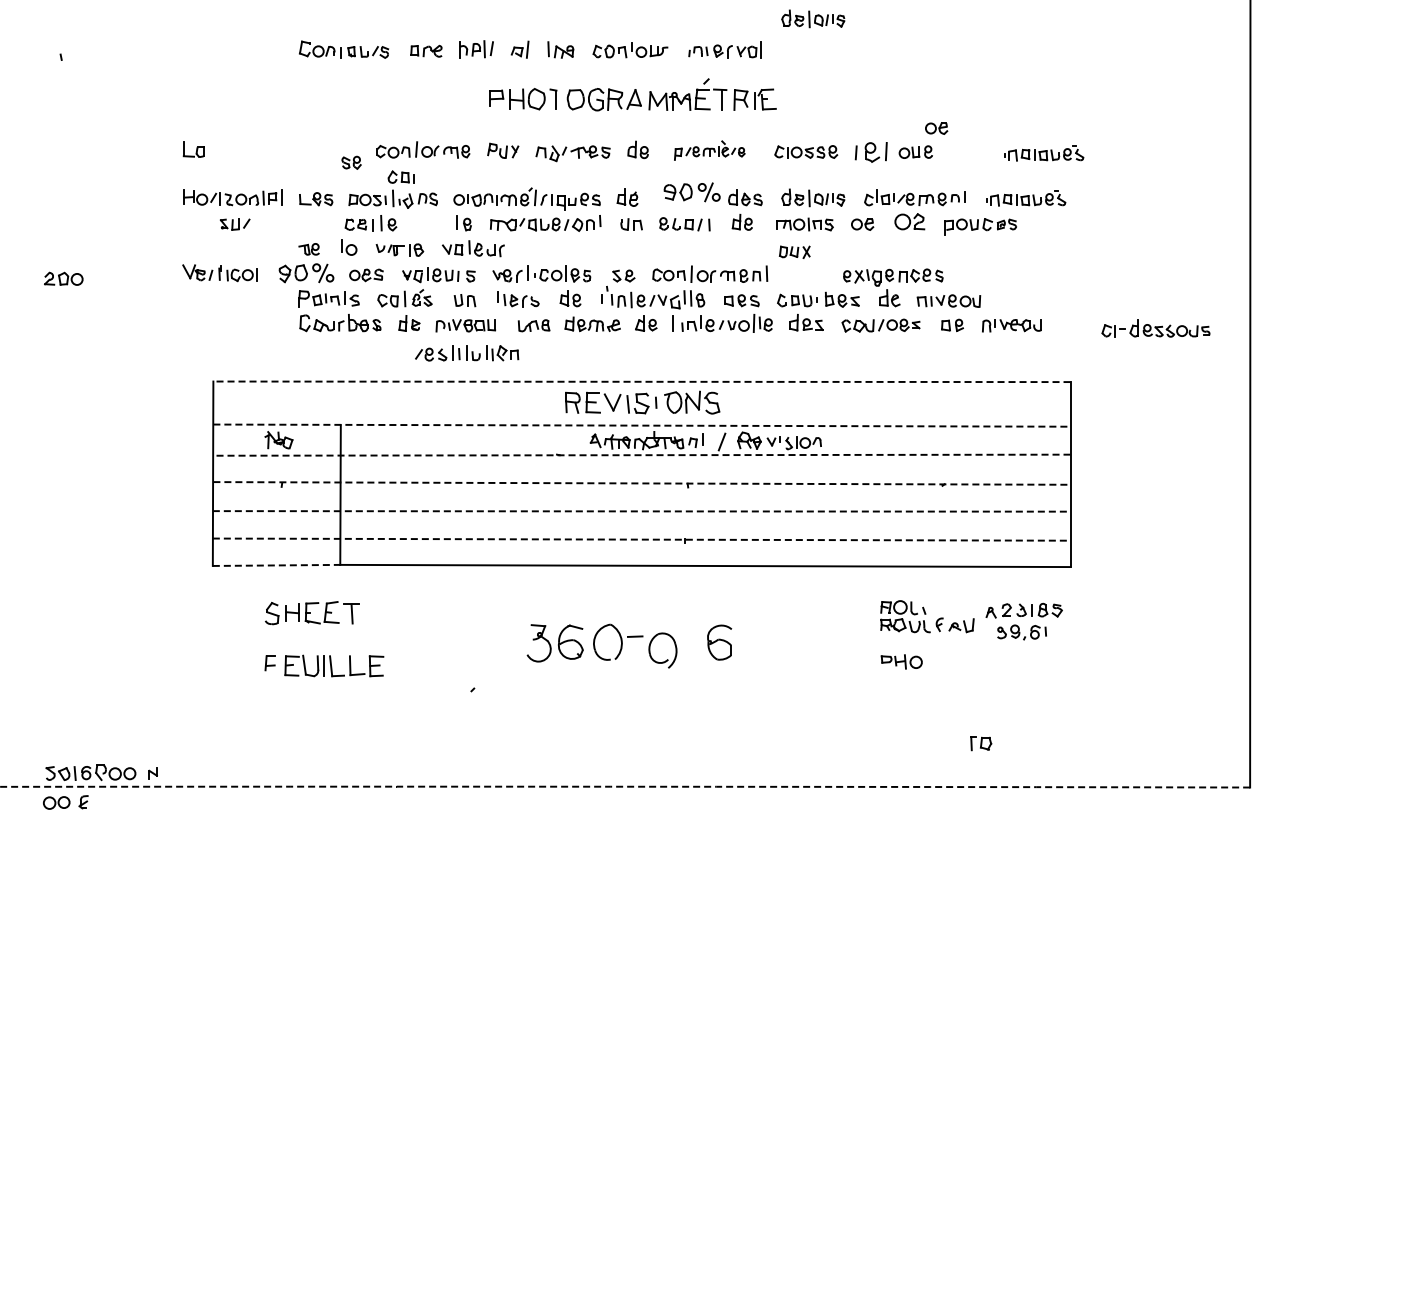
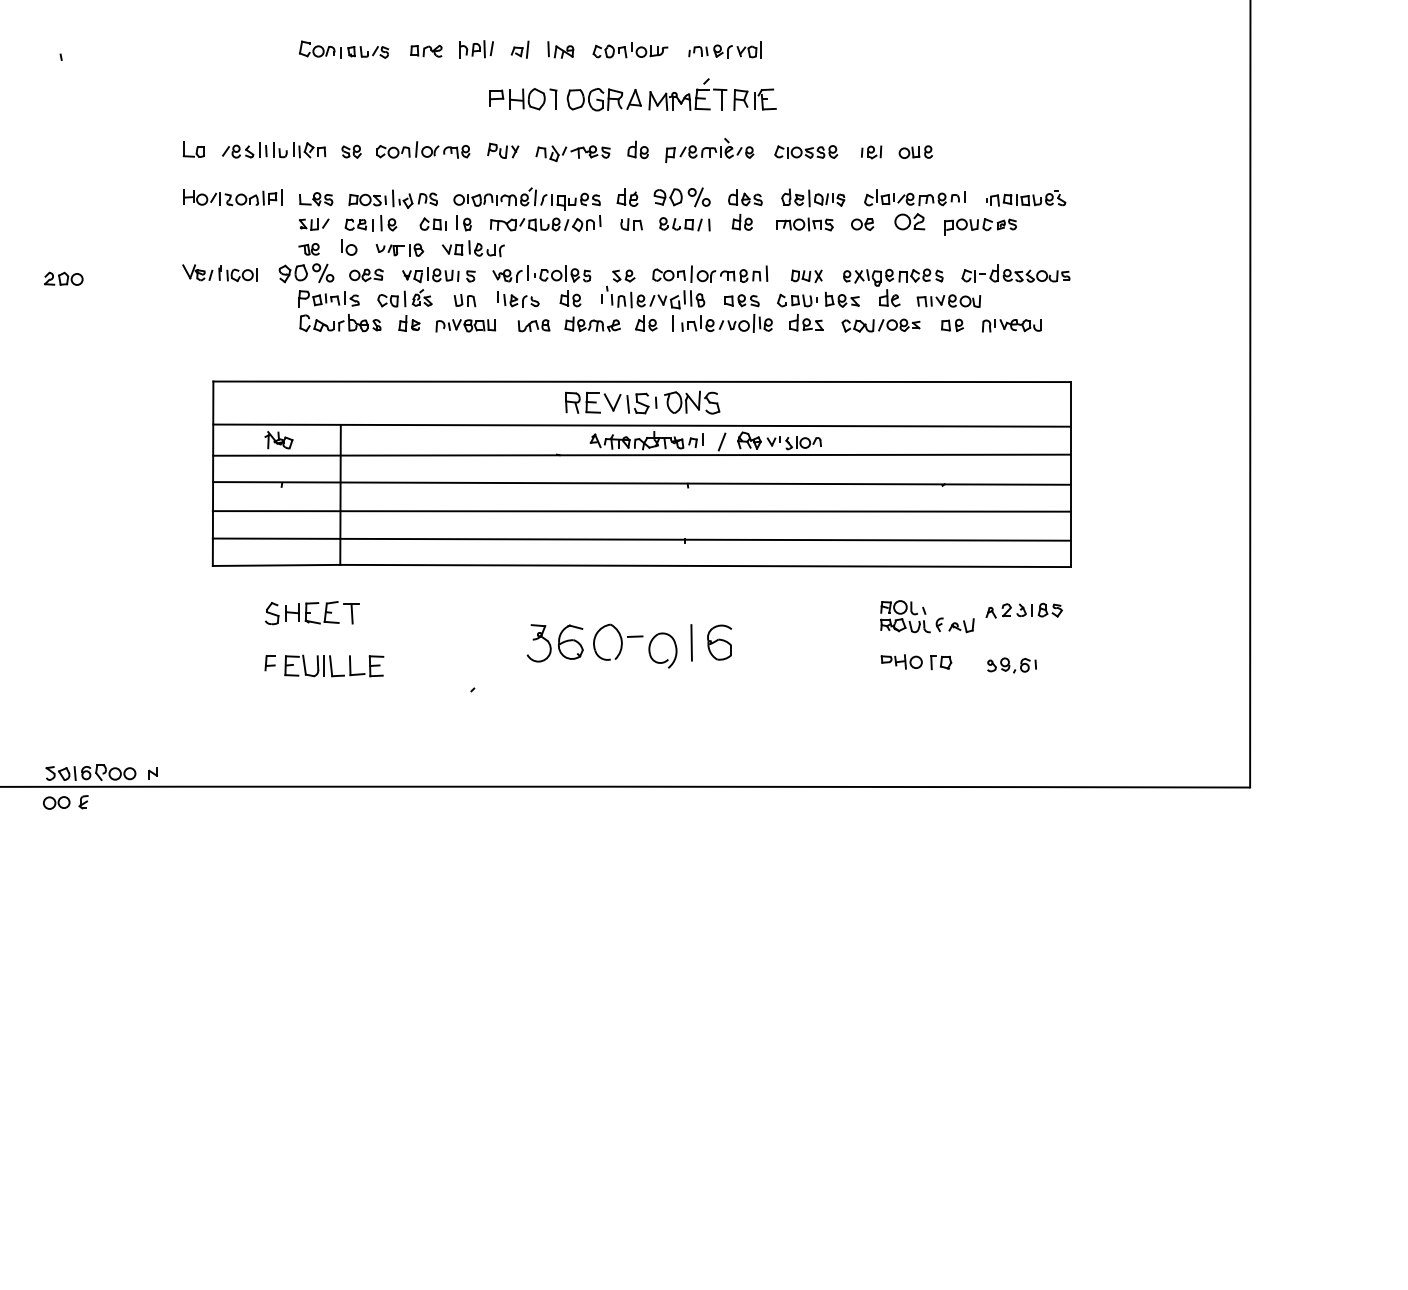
part: present -> none (813, 18)
part: present -> none (936, 128)
part size: 72x21 px -> 90x26 px (709, 150)
part size: 34x21 px -> 22x15 px (871, 152)
part: present -> none (1044, 153)
part position: (351, 162) -> (351, 151) (351, 151)
part position: (400, 176) -> (432, 223) (432, 223)
part position: (691, 192) -> (681, 197) (681, 197)
part position: (234, 224) -> (313, 224) (313, 224)
part position: (794, 251) -> (806, 275) (806, 275)
part position: (1155, 328) -> (1015, 273) (1015, 273)
part position: (467, 353) -> (274, 150) (274, 150)
line: dashed -> solid (641, 381)
line: dashed -> solid (641, 425)
line: dashed -> solid (641, 455)
line: dashed -> solid (641, 483)
line: dashed -> solid (641, 511)
line: dashed -> solid (641, 539)
line: dashed -> solid (276, 565)
part position: (1021, 632) -> (1011, 665) (1011, 665)
line: none -> present (691, 642)
part position: (981, 743) -> (941, 662) (941, 662)
arc: dashed -> solid (624, 786)
